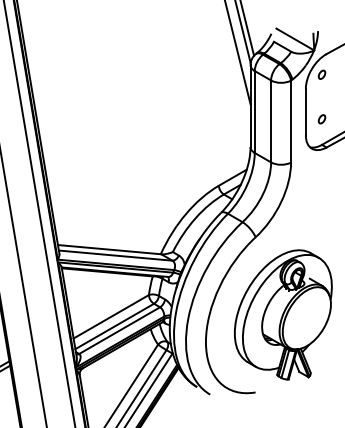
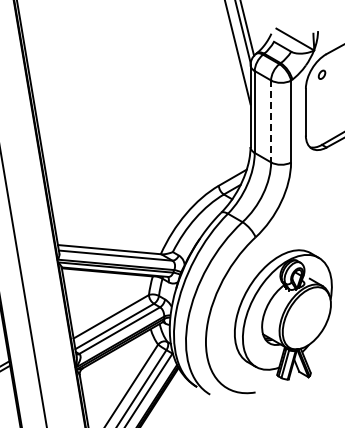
part: present -> none (321, 119)
line: solid -> dashed (271, 121)
line: present -> none (39, 213)
